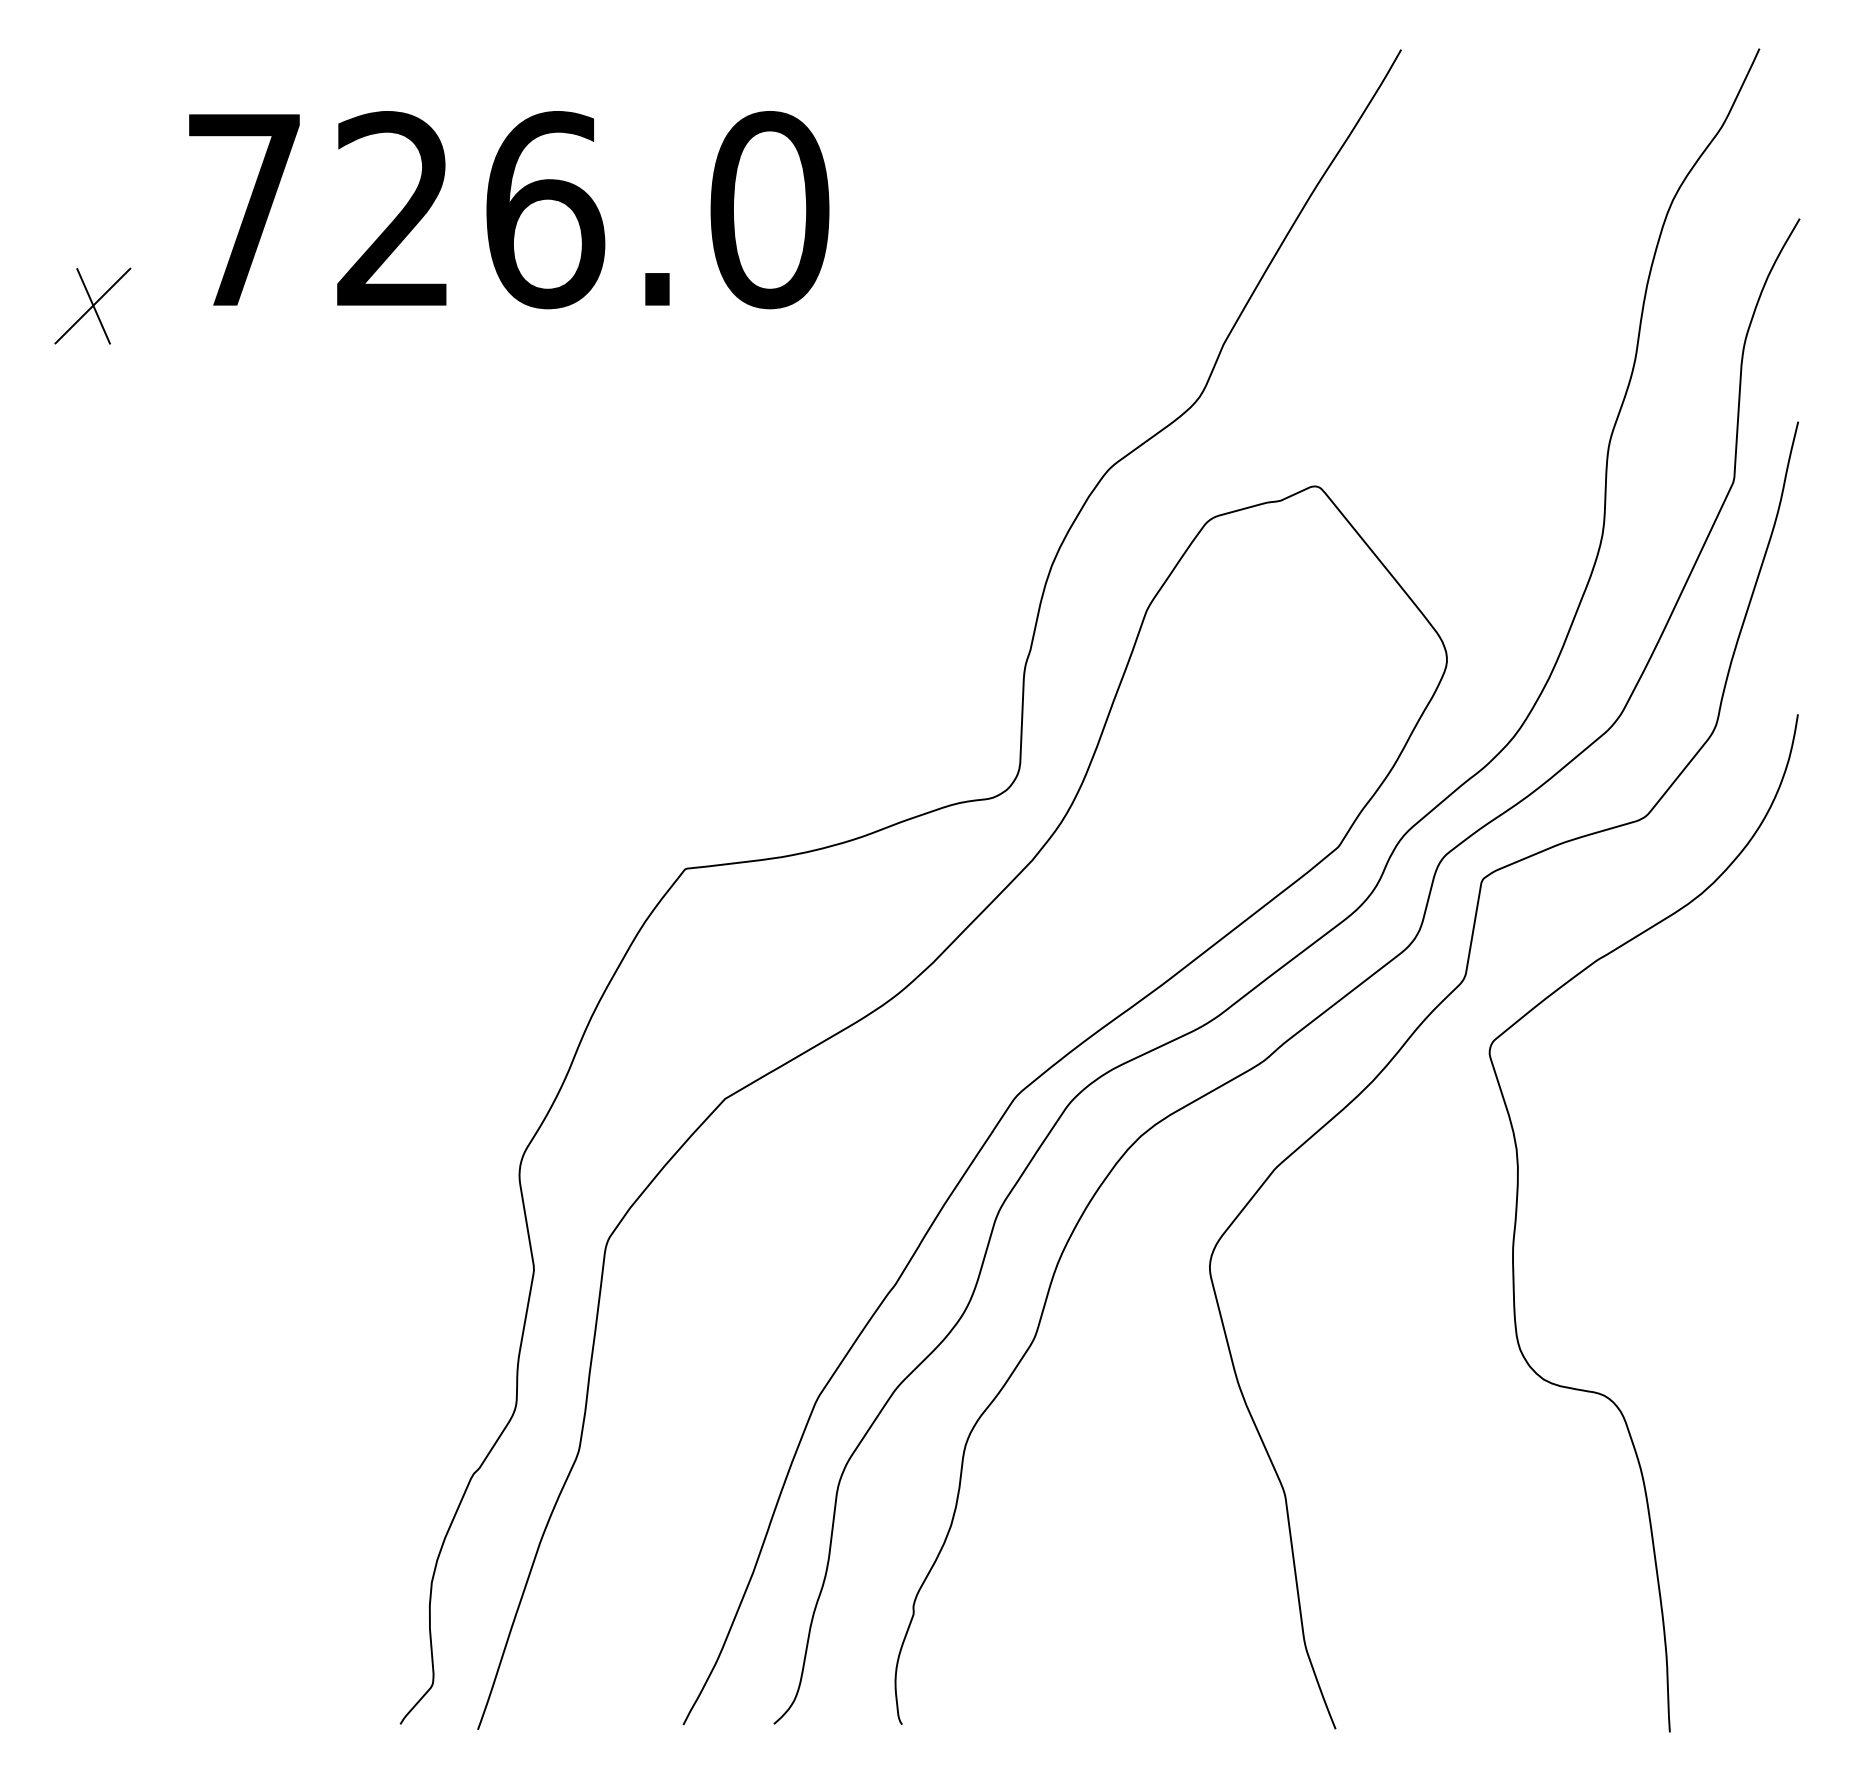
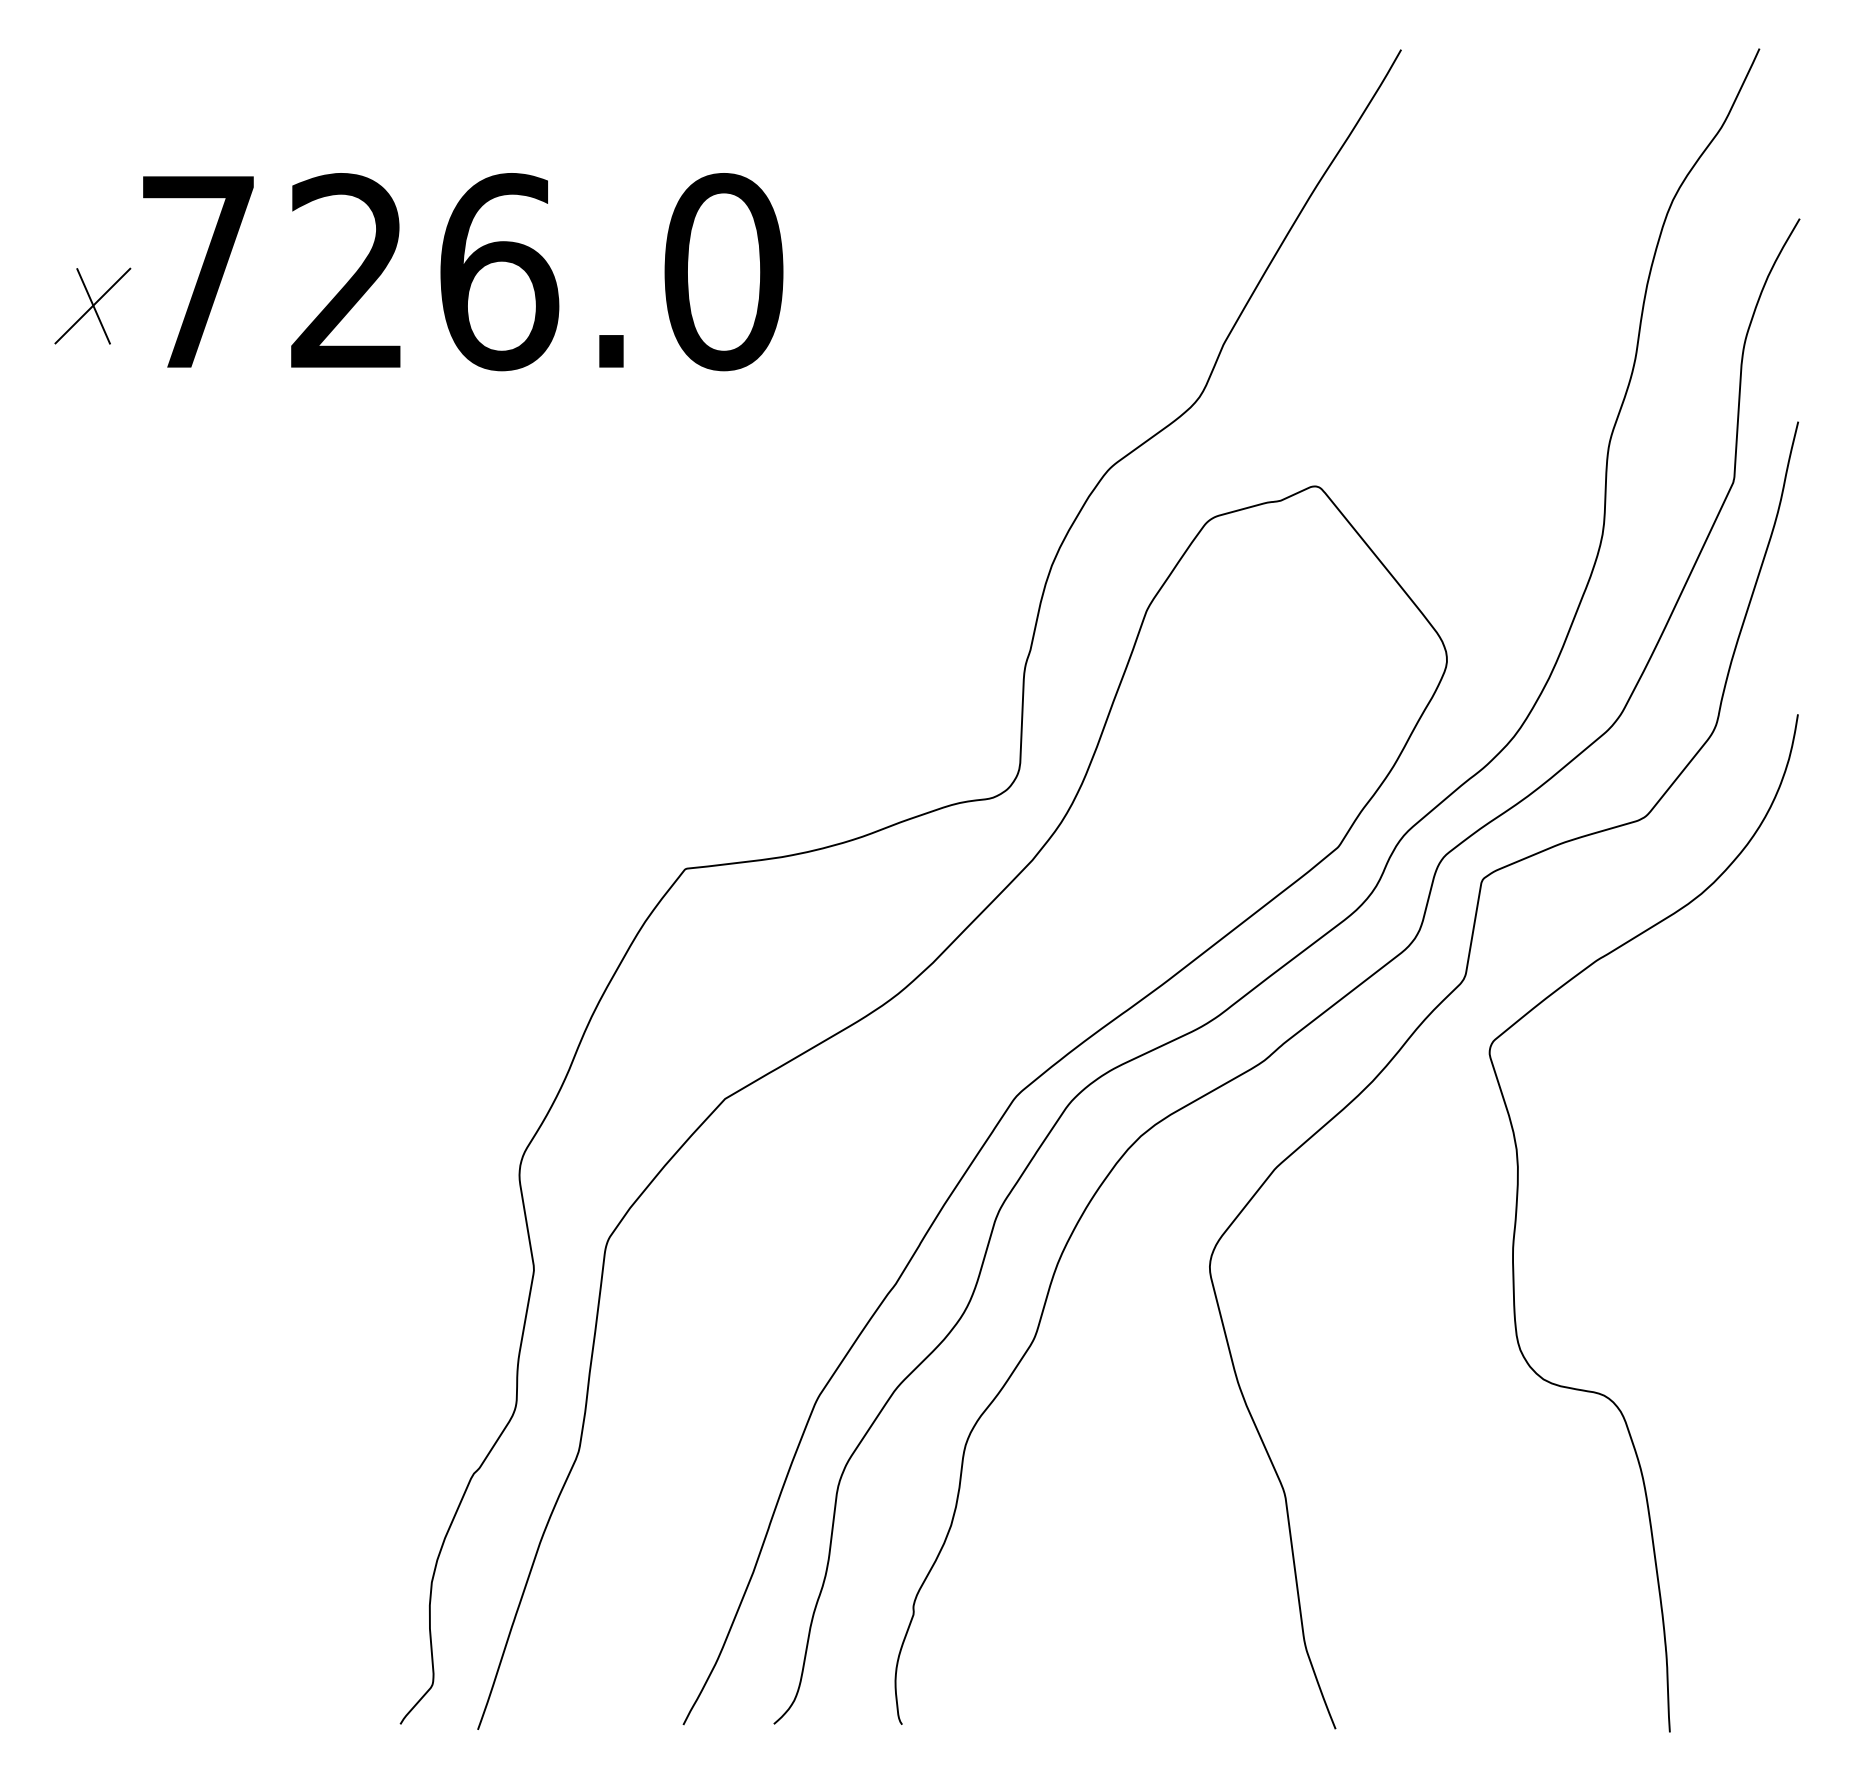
text position: (509, 210) -> (463, 272) (463, 272)
